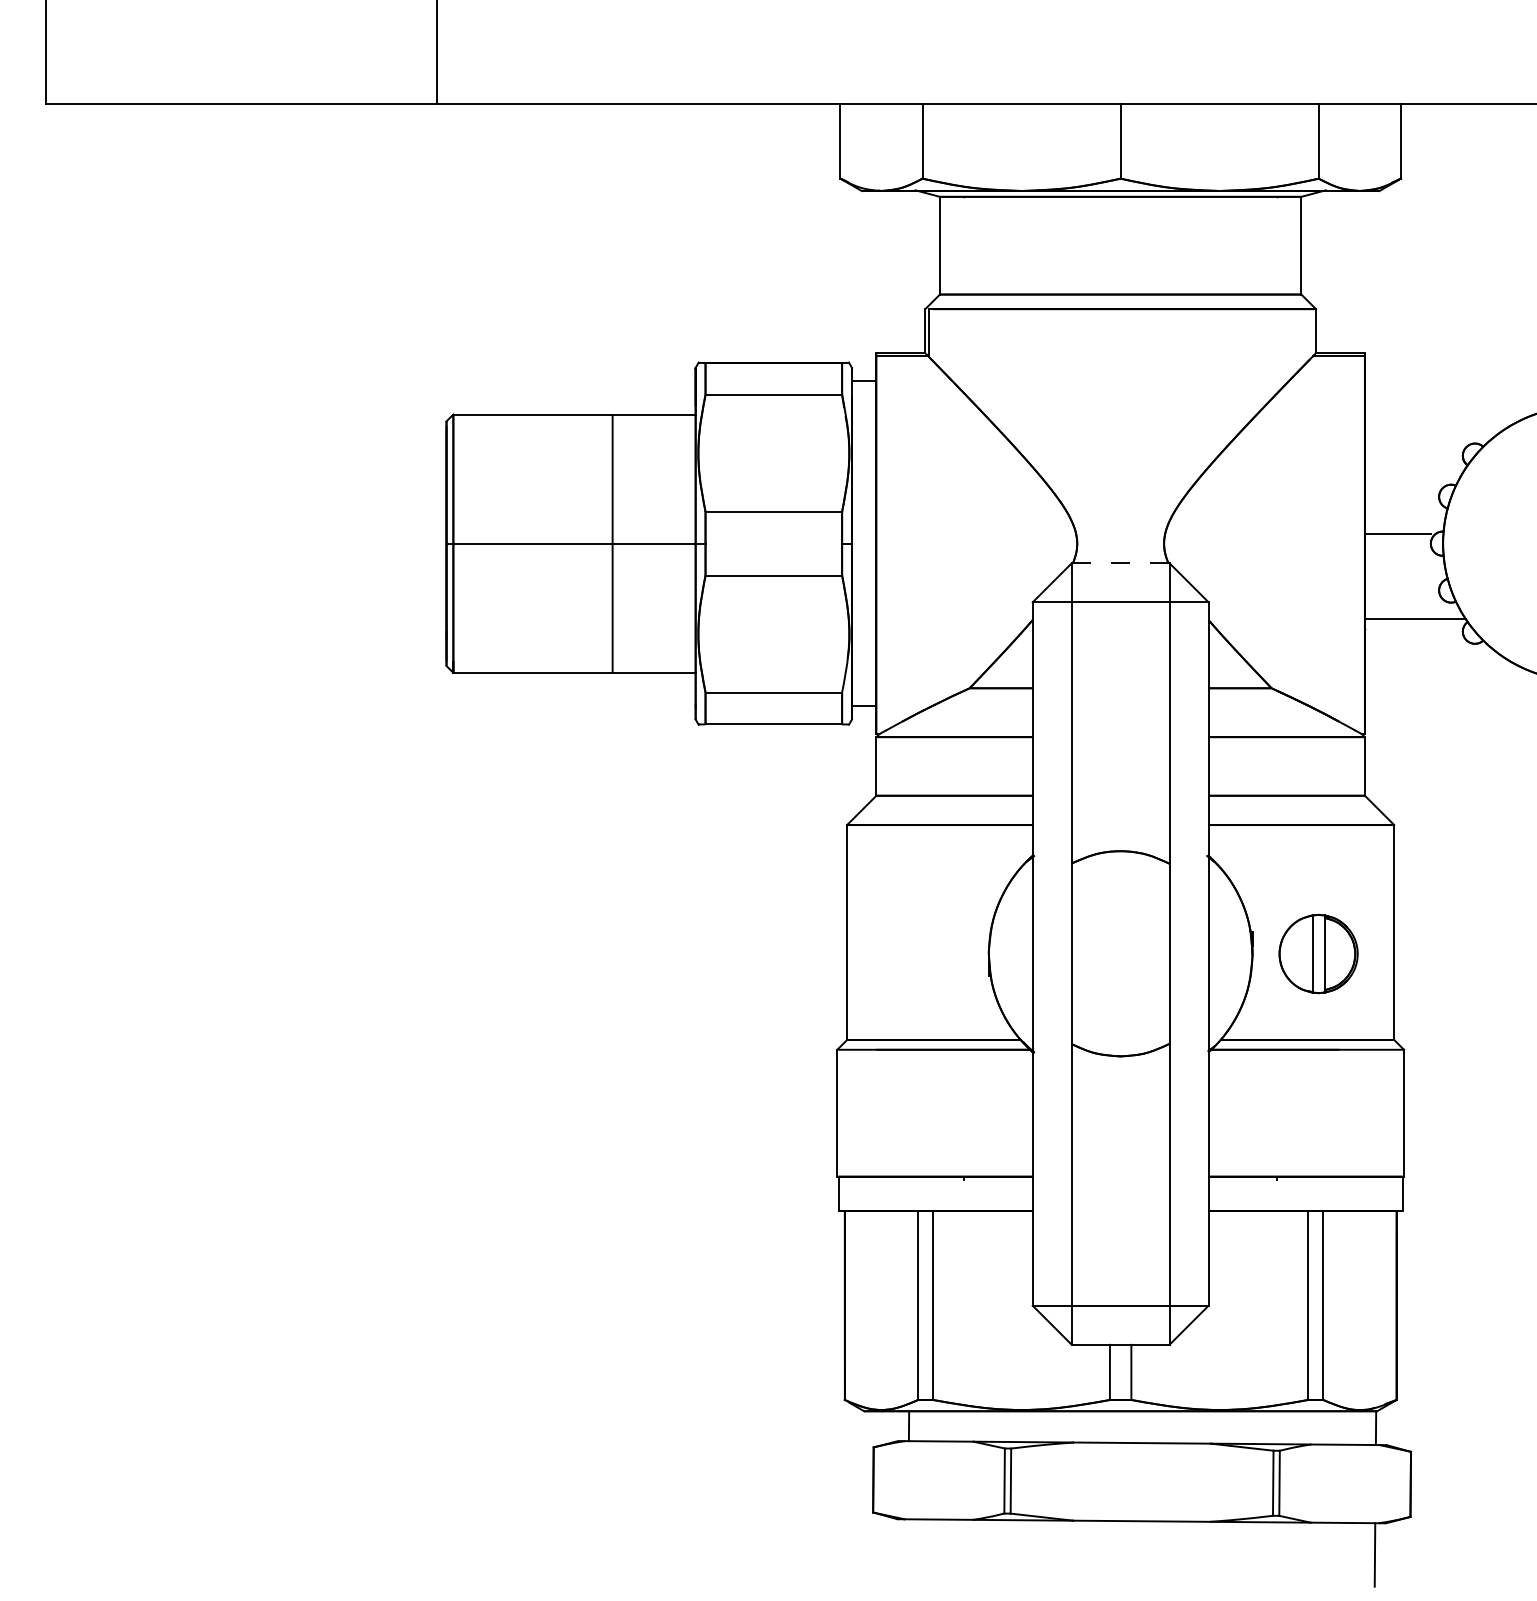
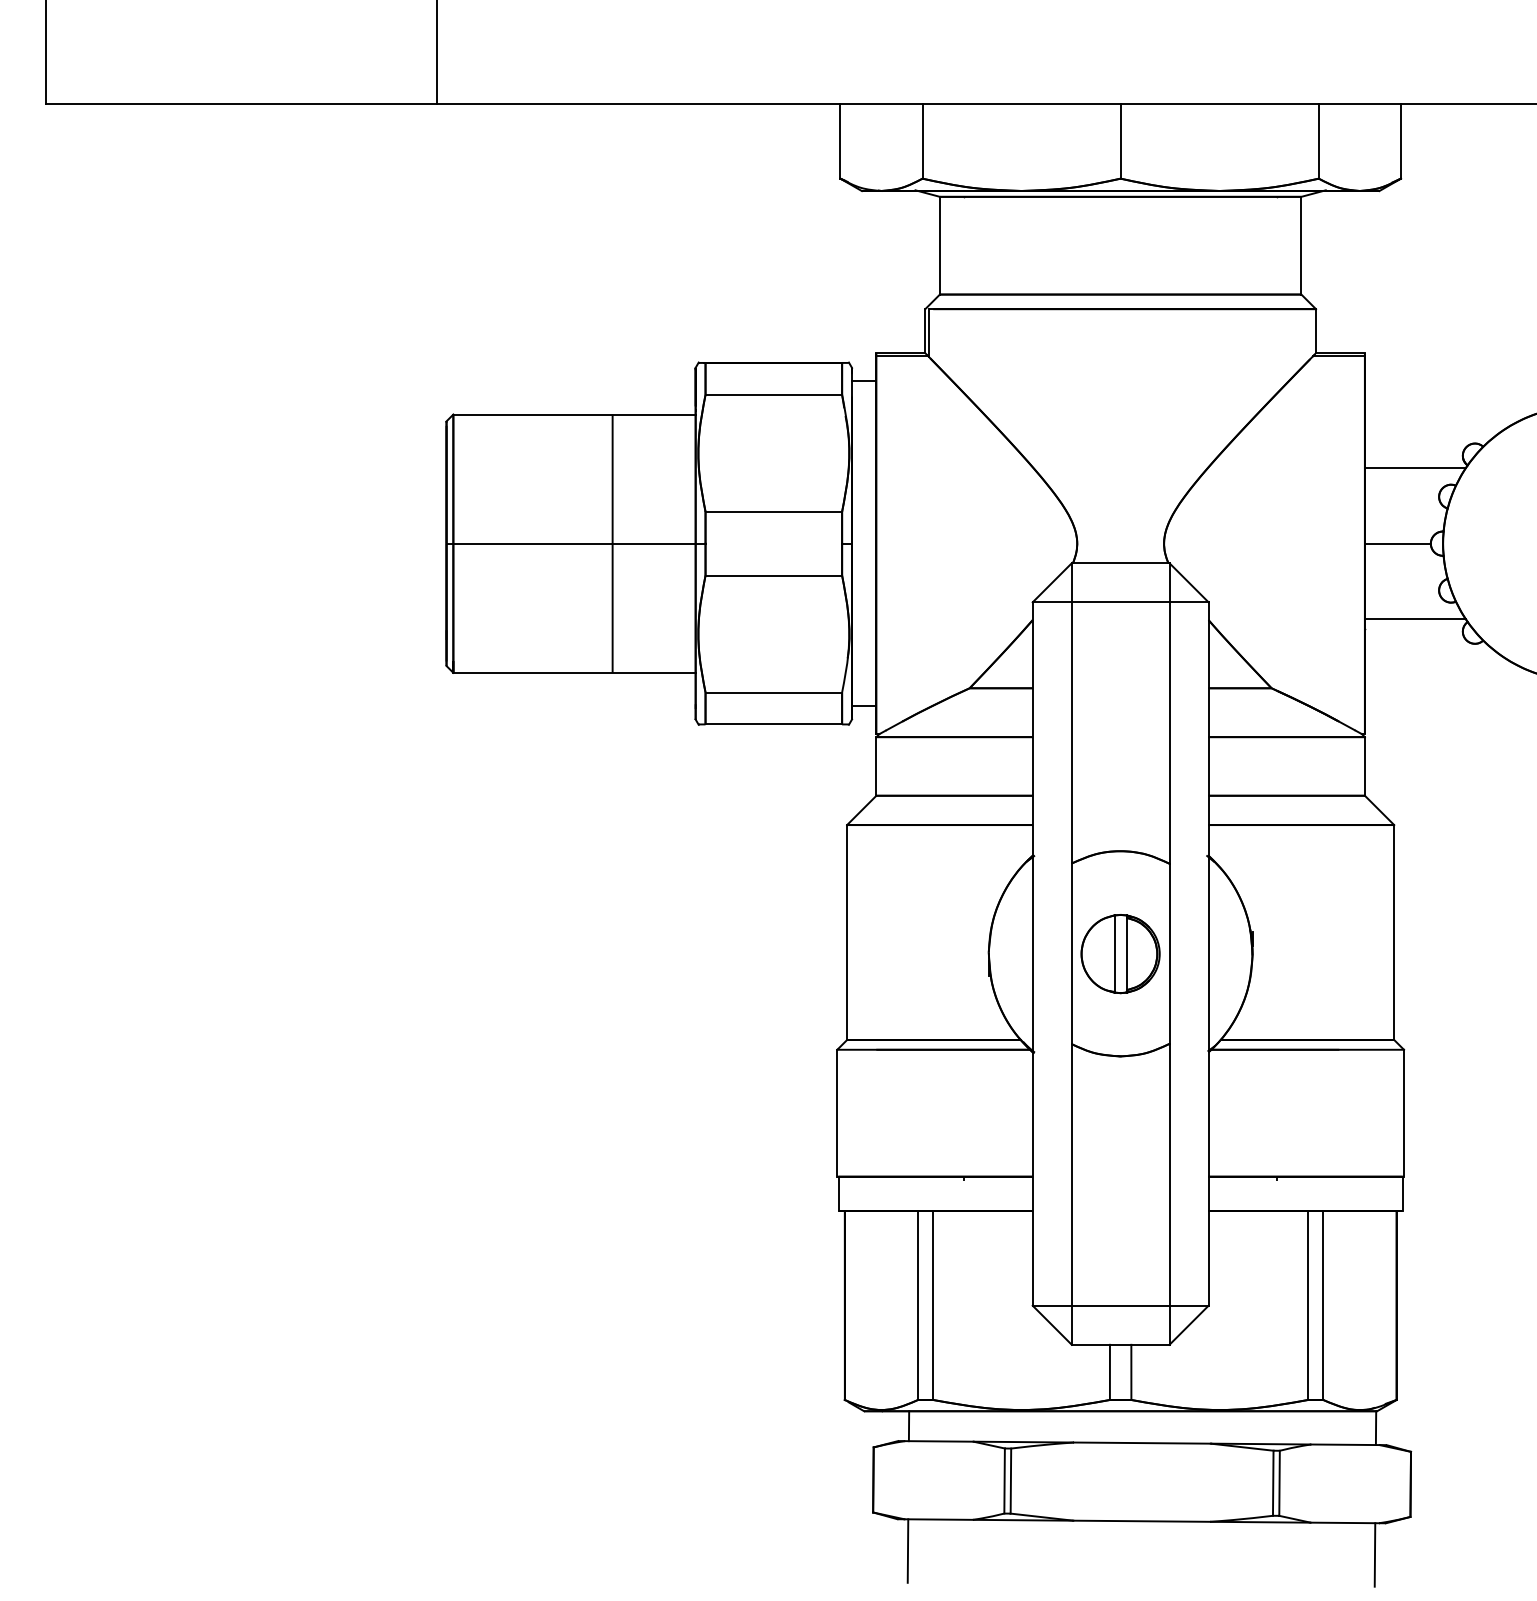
line: none -> present (1415, 467)
line position: (1397, 533) -> (1397, 543) (1397, 543)
line: dashed -> solid (1120, 563)
part position: (1318, 954) -> (1120, 954) (1120, 954)
line: none -> present (907, 1550)
